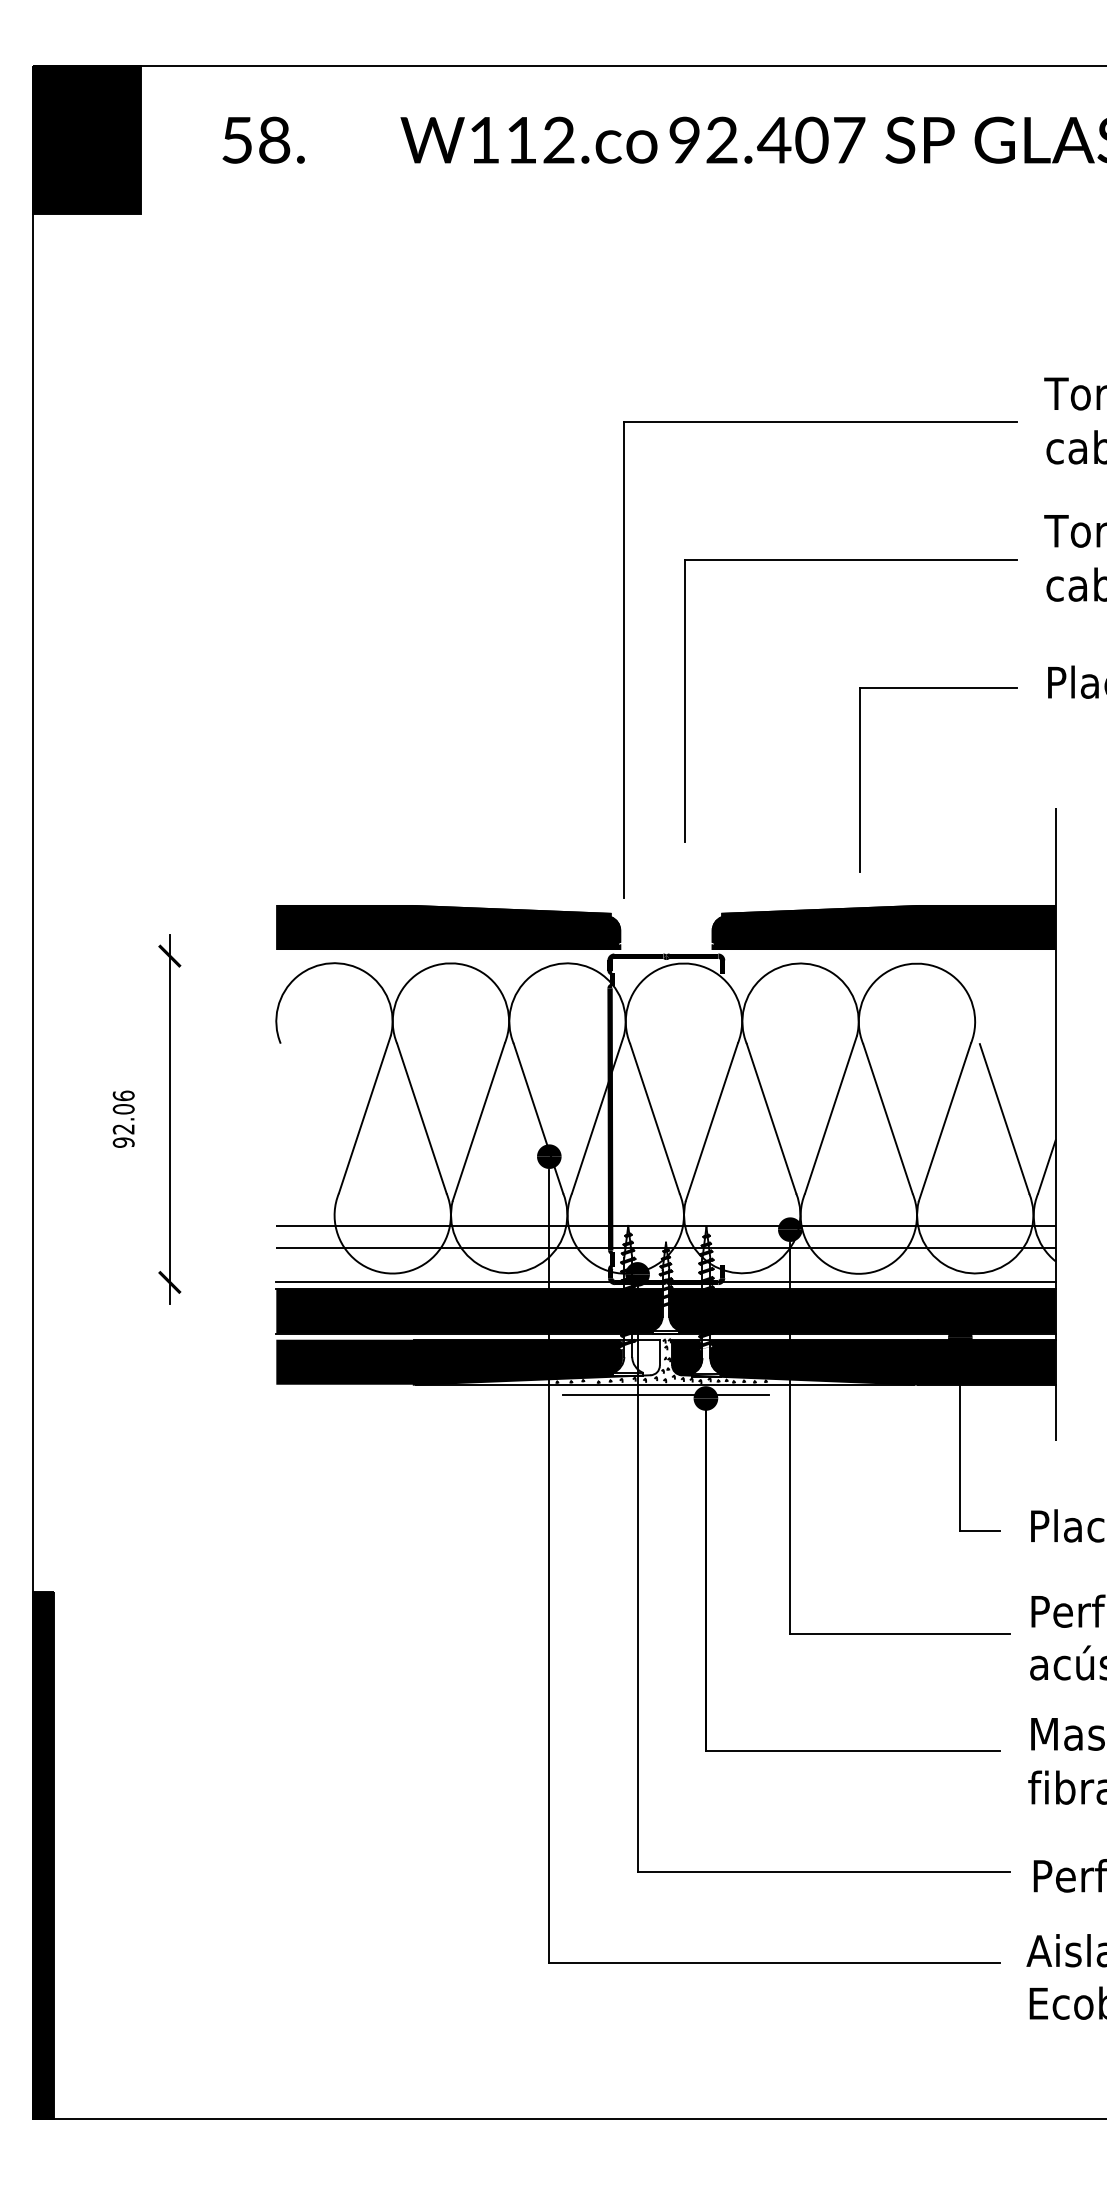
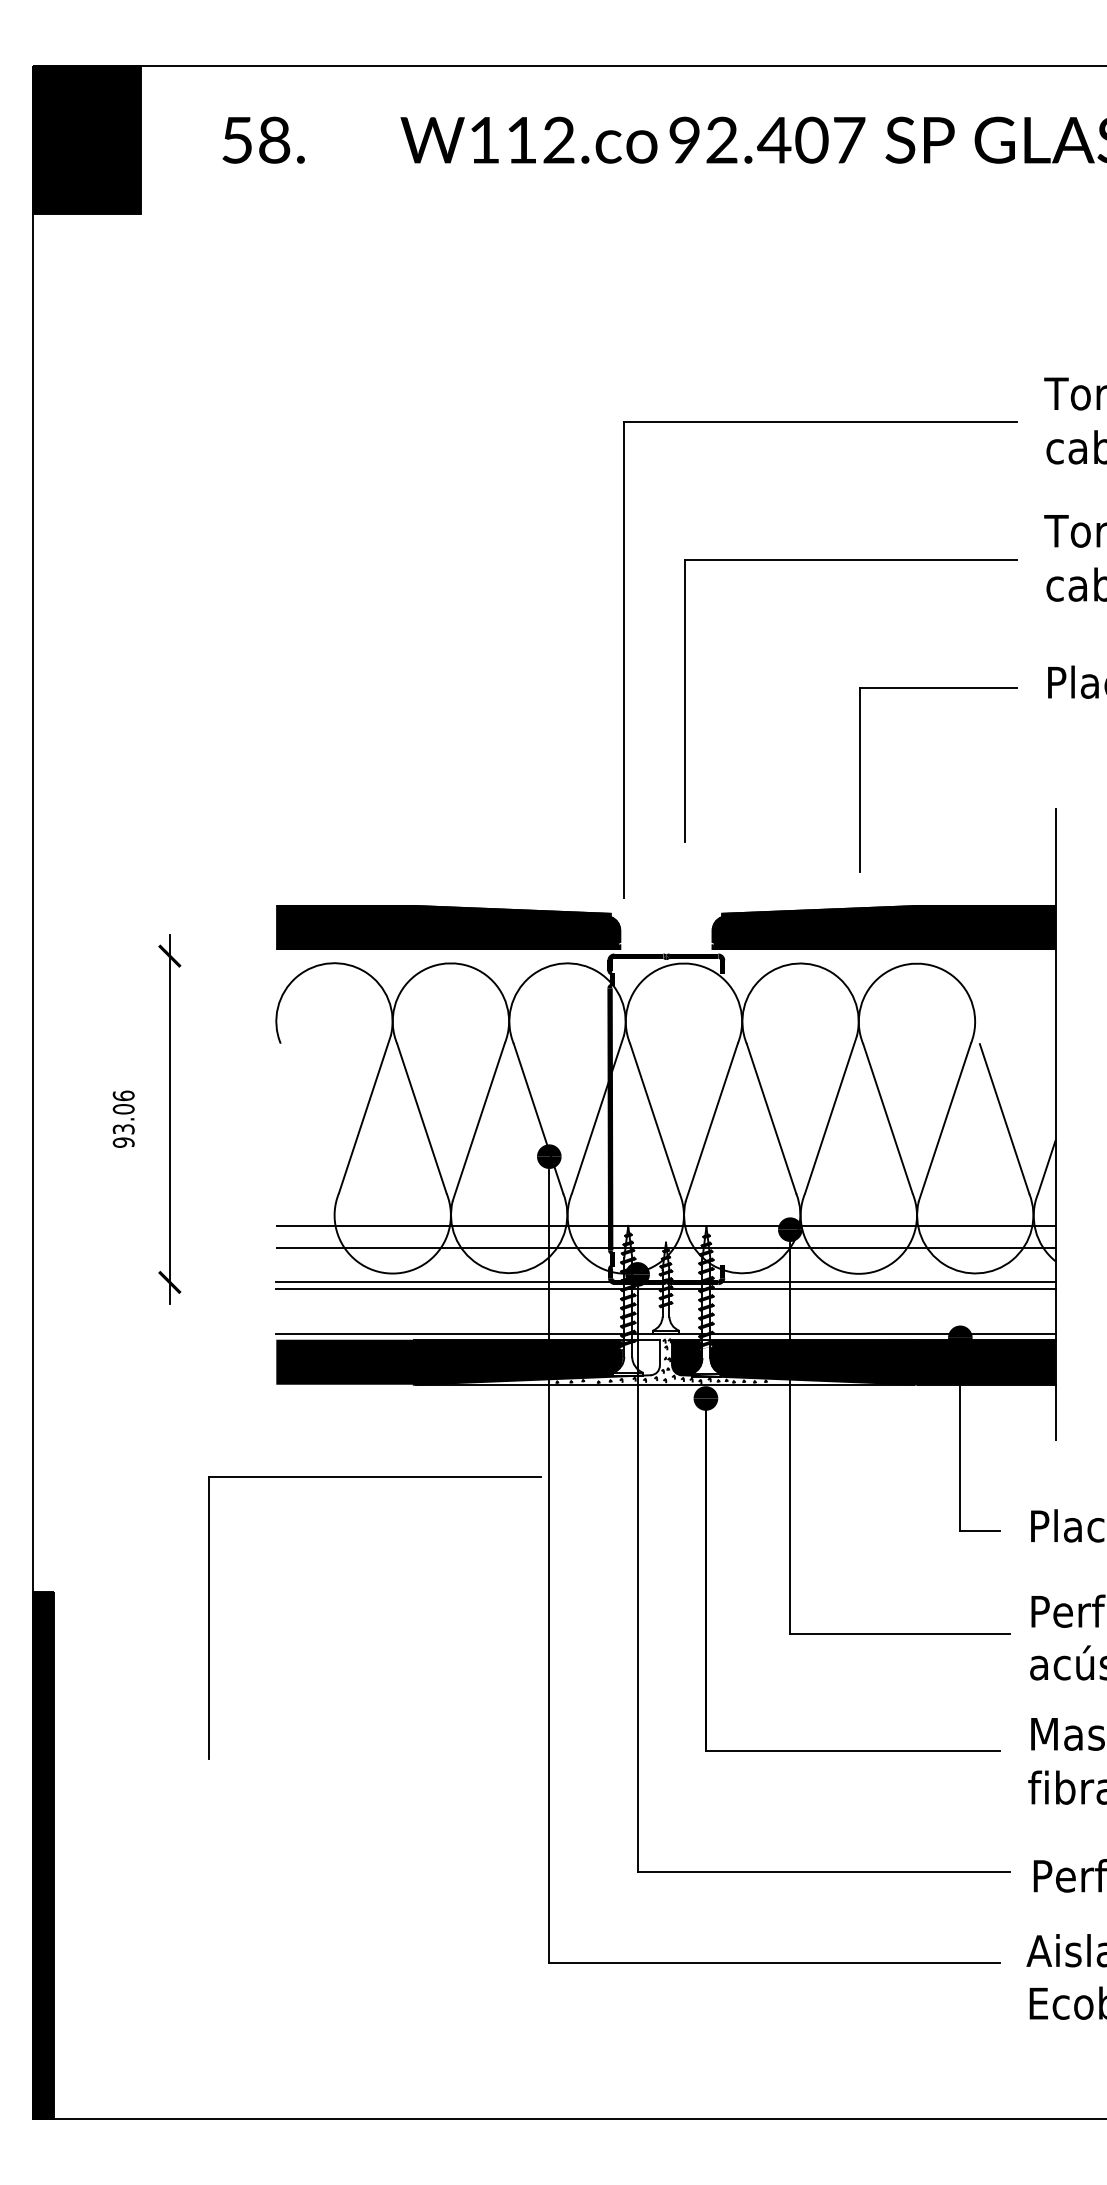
text: 92.06 -> 93.06 (123, 1129)
fill: present -> none (469, 1310)
fill: present -> none (862, 1310)
line: present -> none (665, 1395)
part: none -> present (374, 1477)
